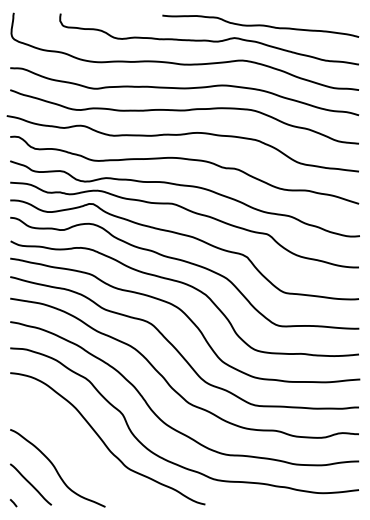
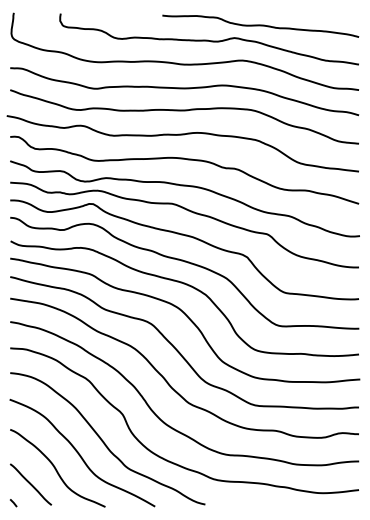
curve: none -> present (80, 454)
